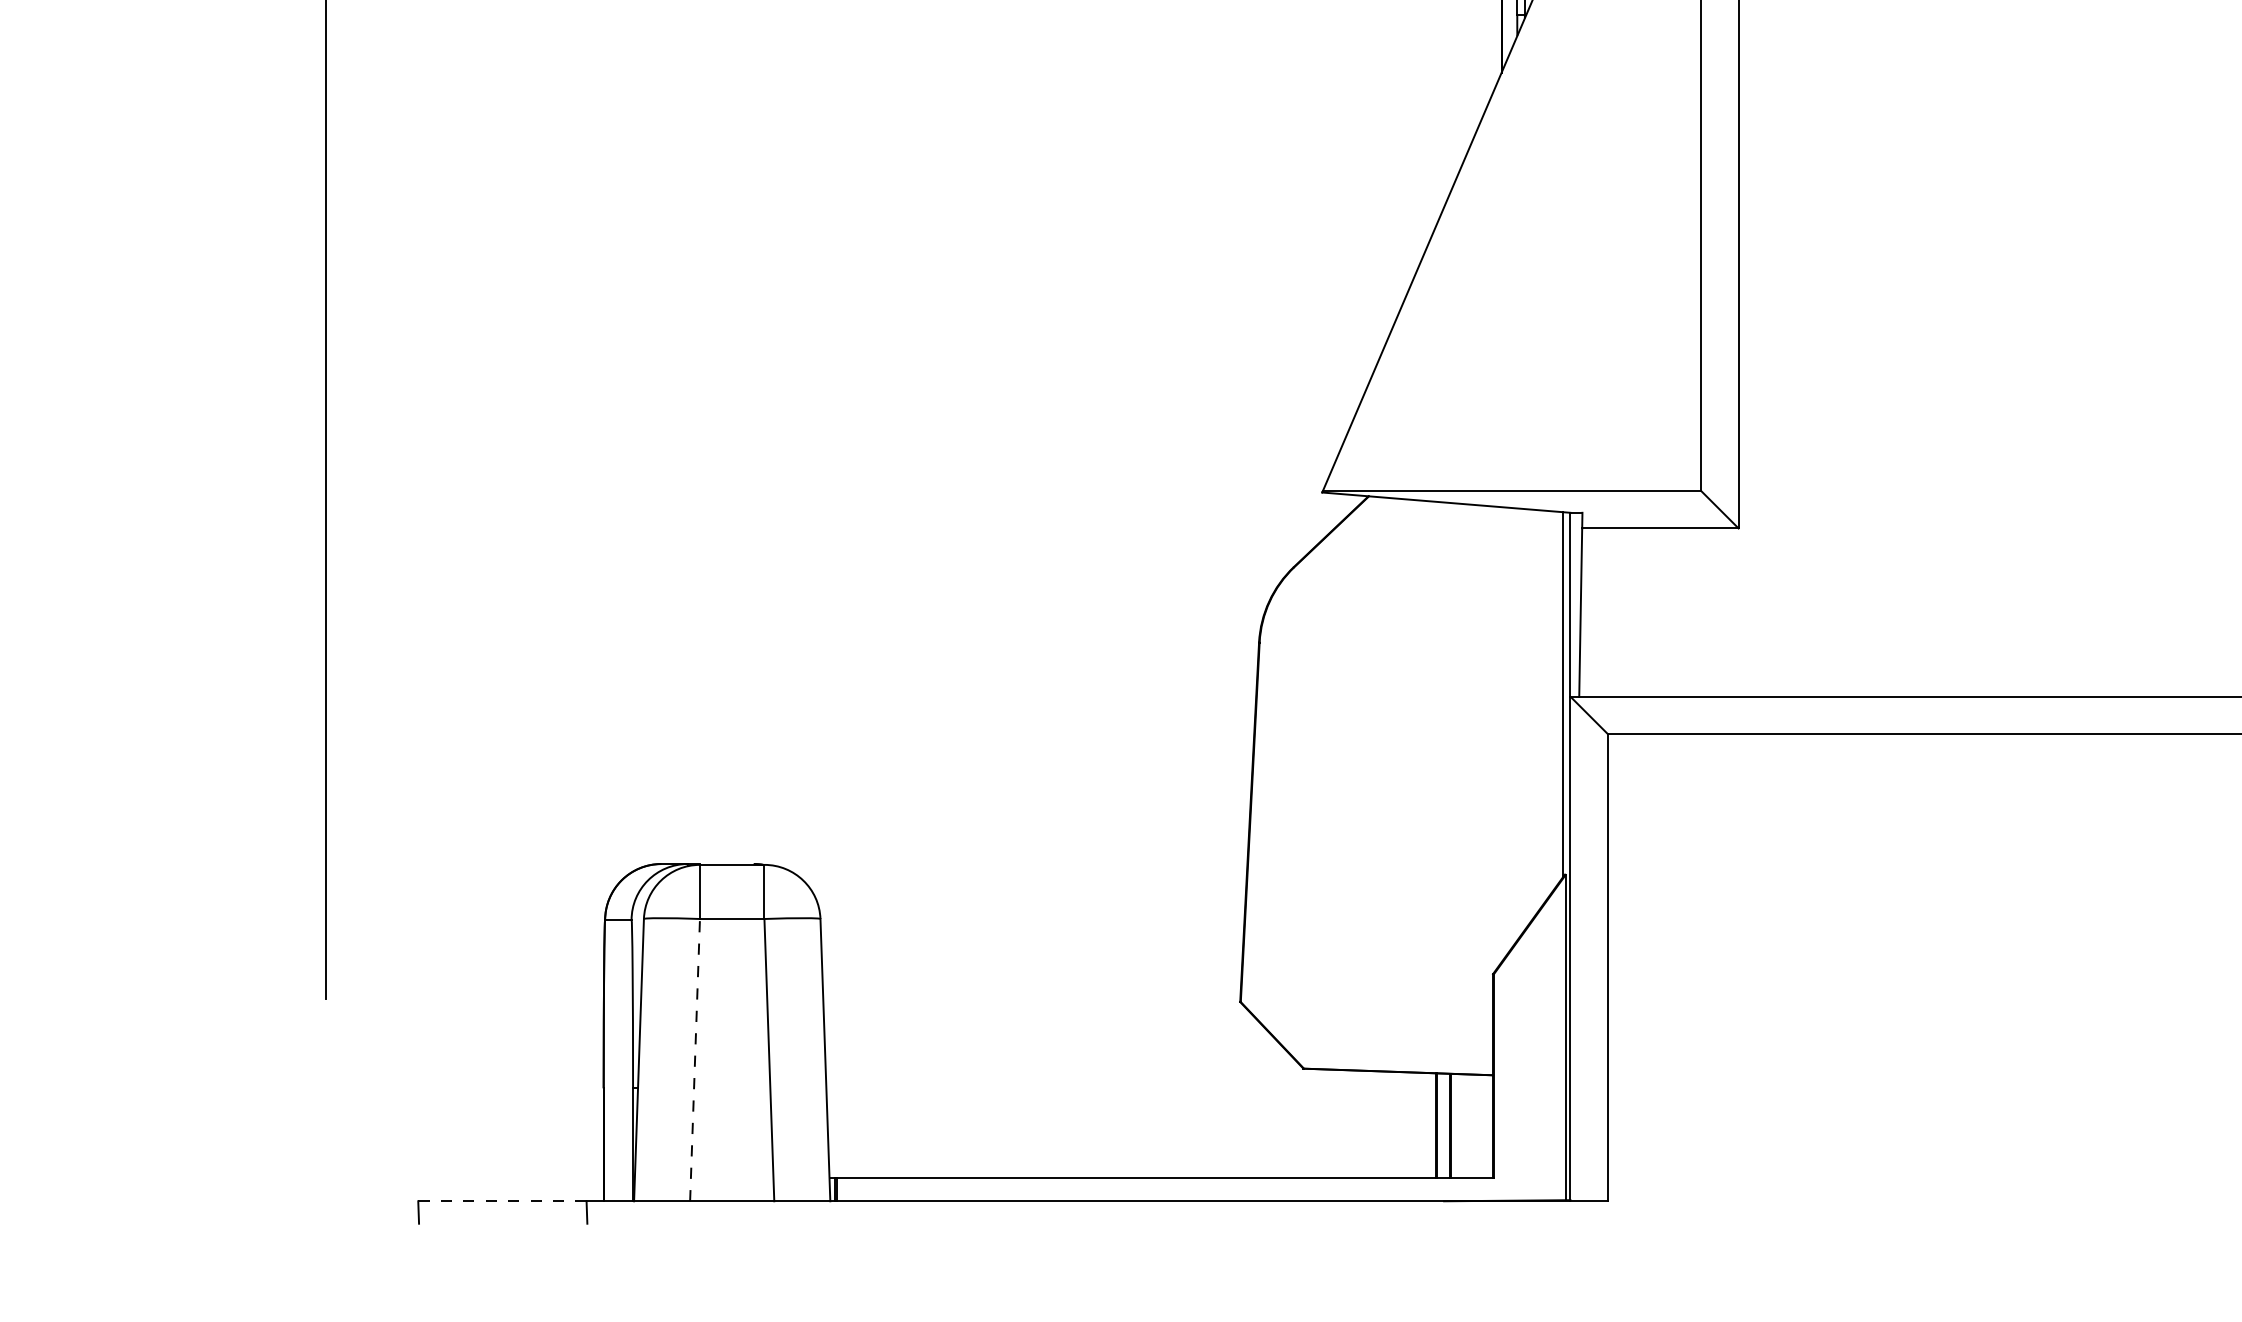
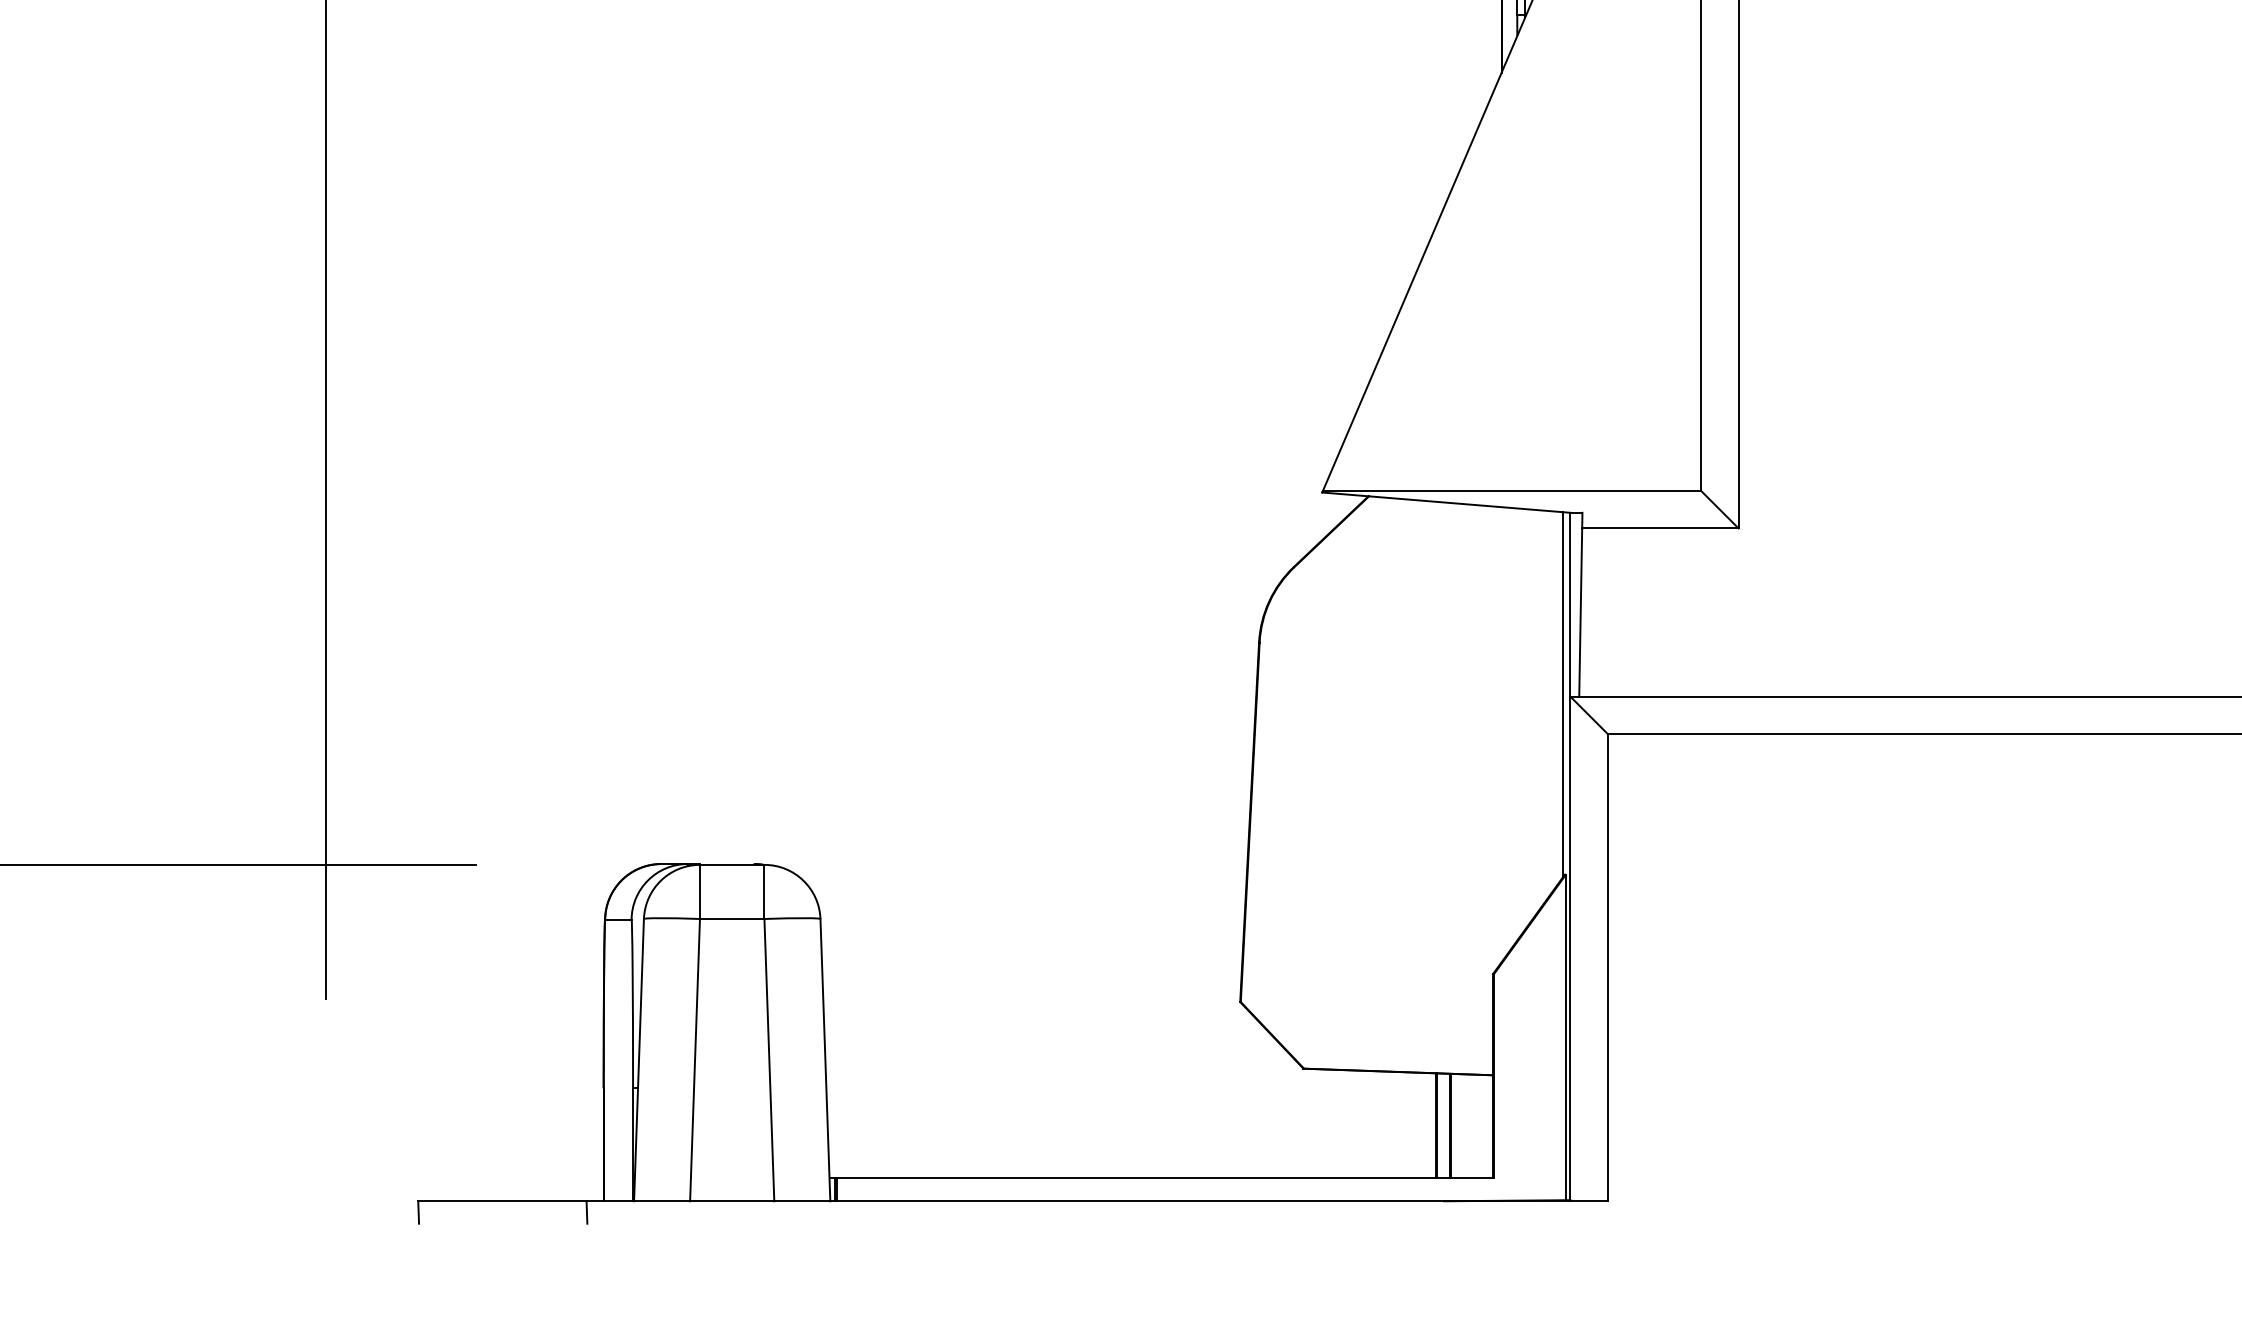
line: none -> present (238, 864)
line: dashed -> solid (695, 1059)
line: dashed -> solid (501, 1201)
